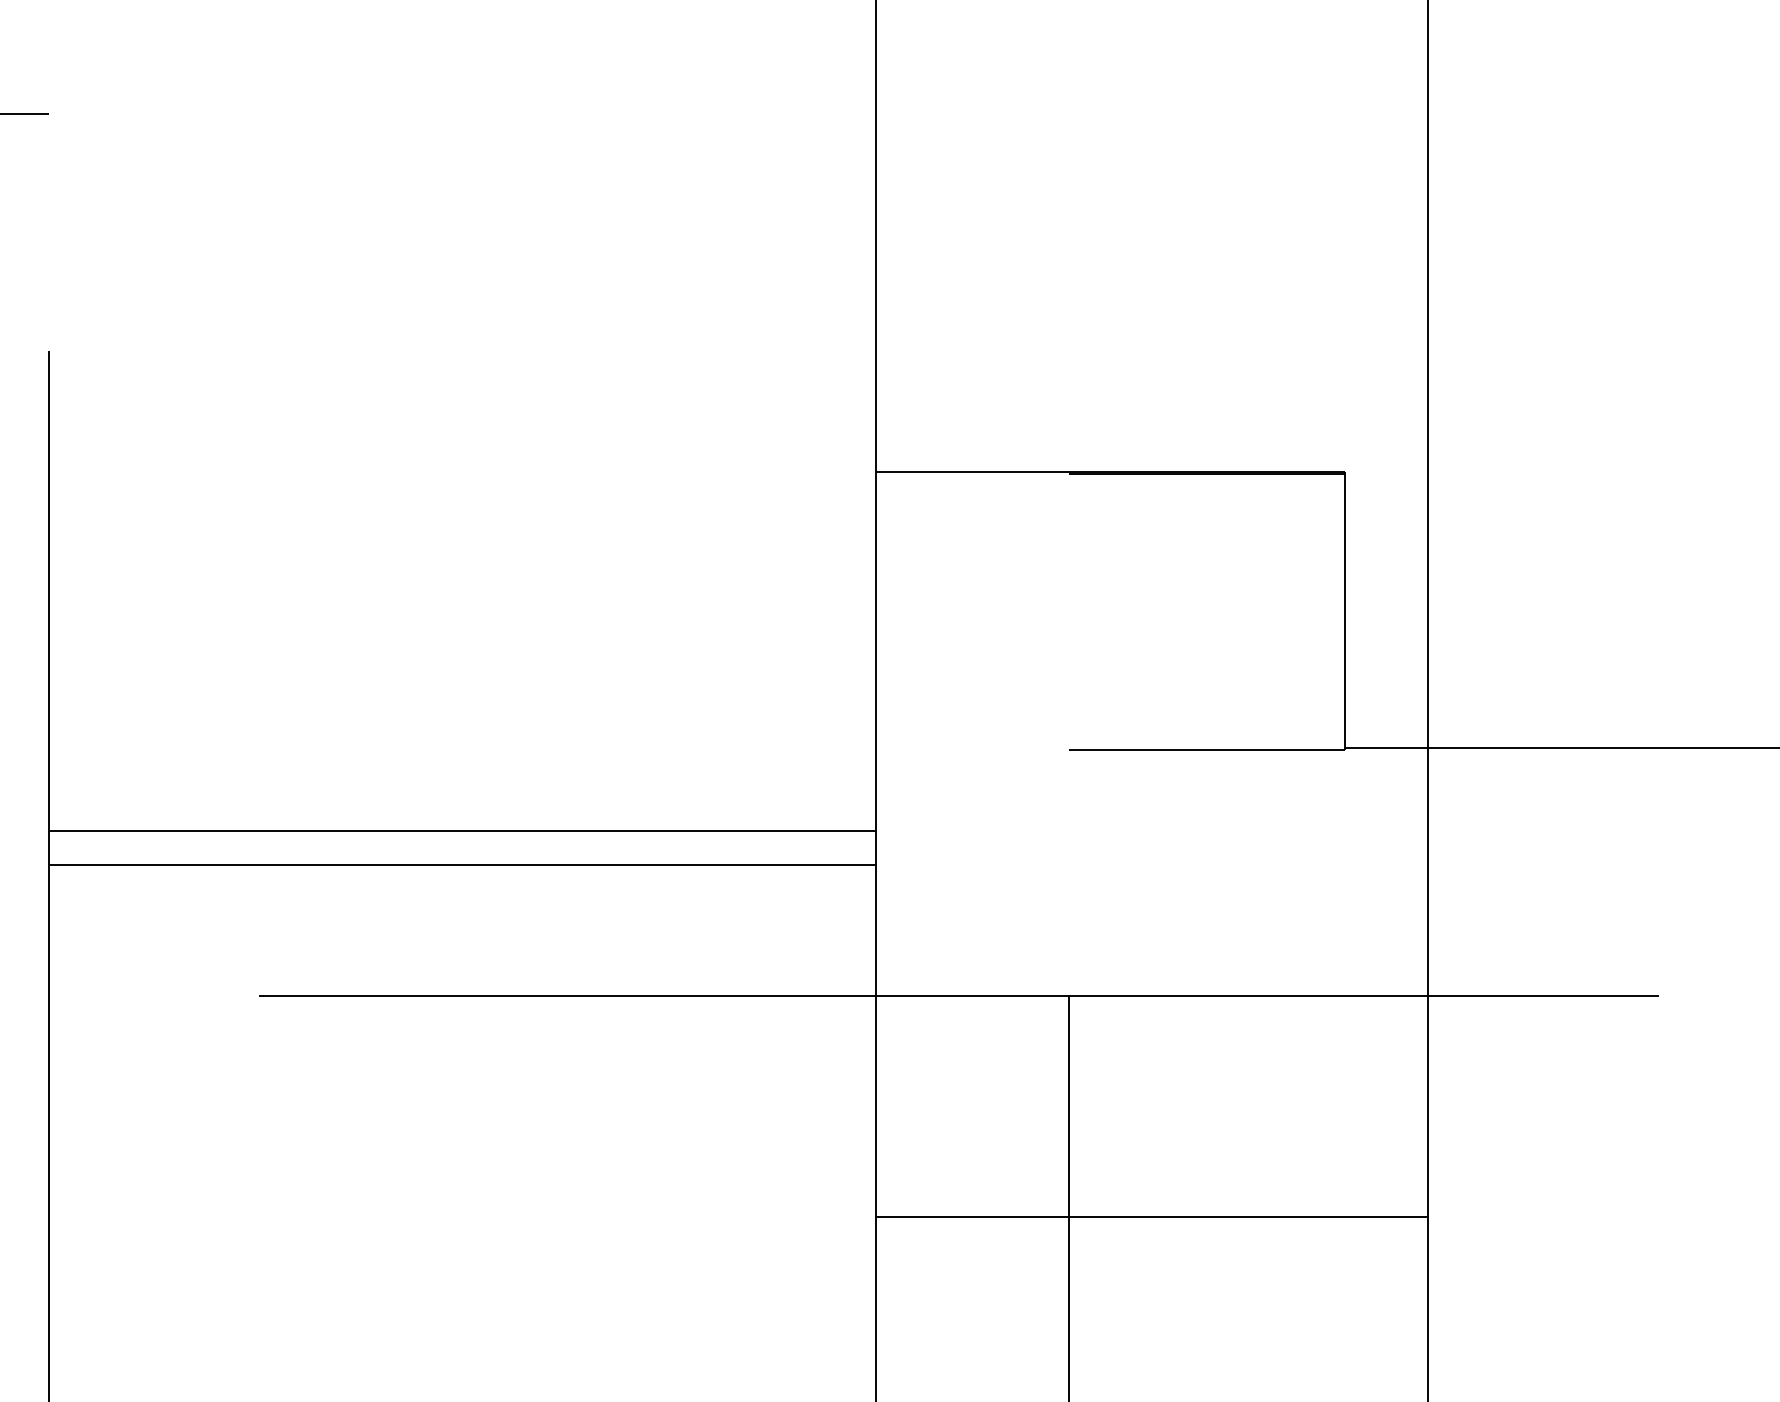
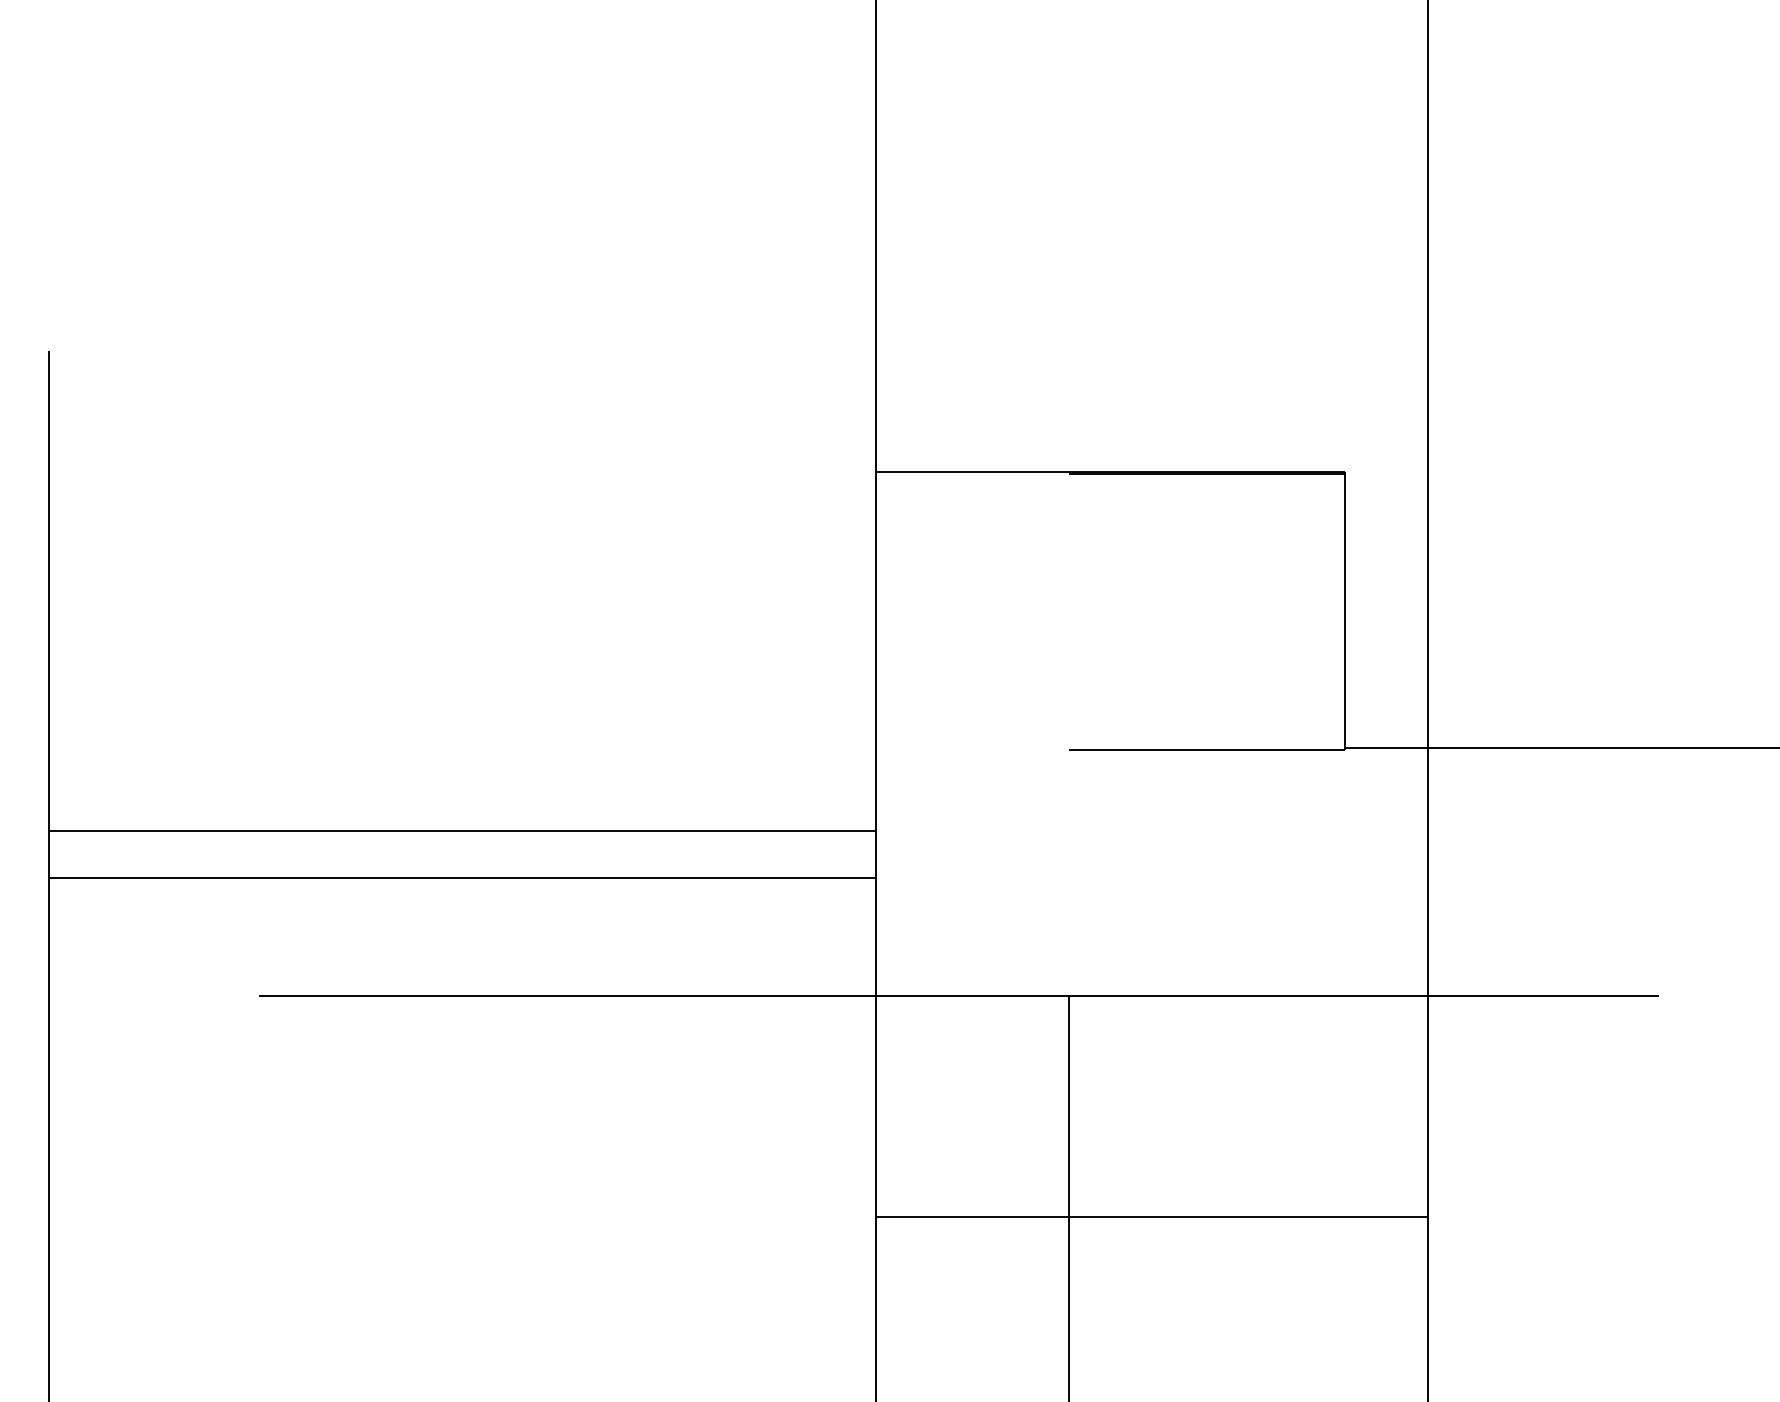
line: present -> none (25, 114)
line position: (462, 865) -> (462, 878) (462, 878)
